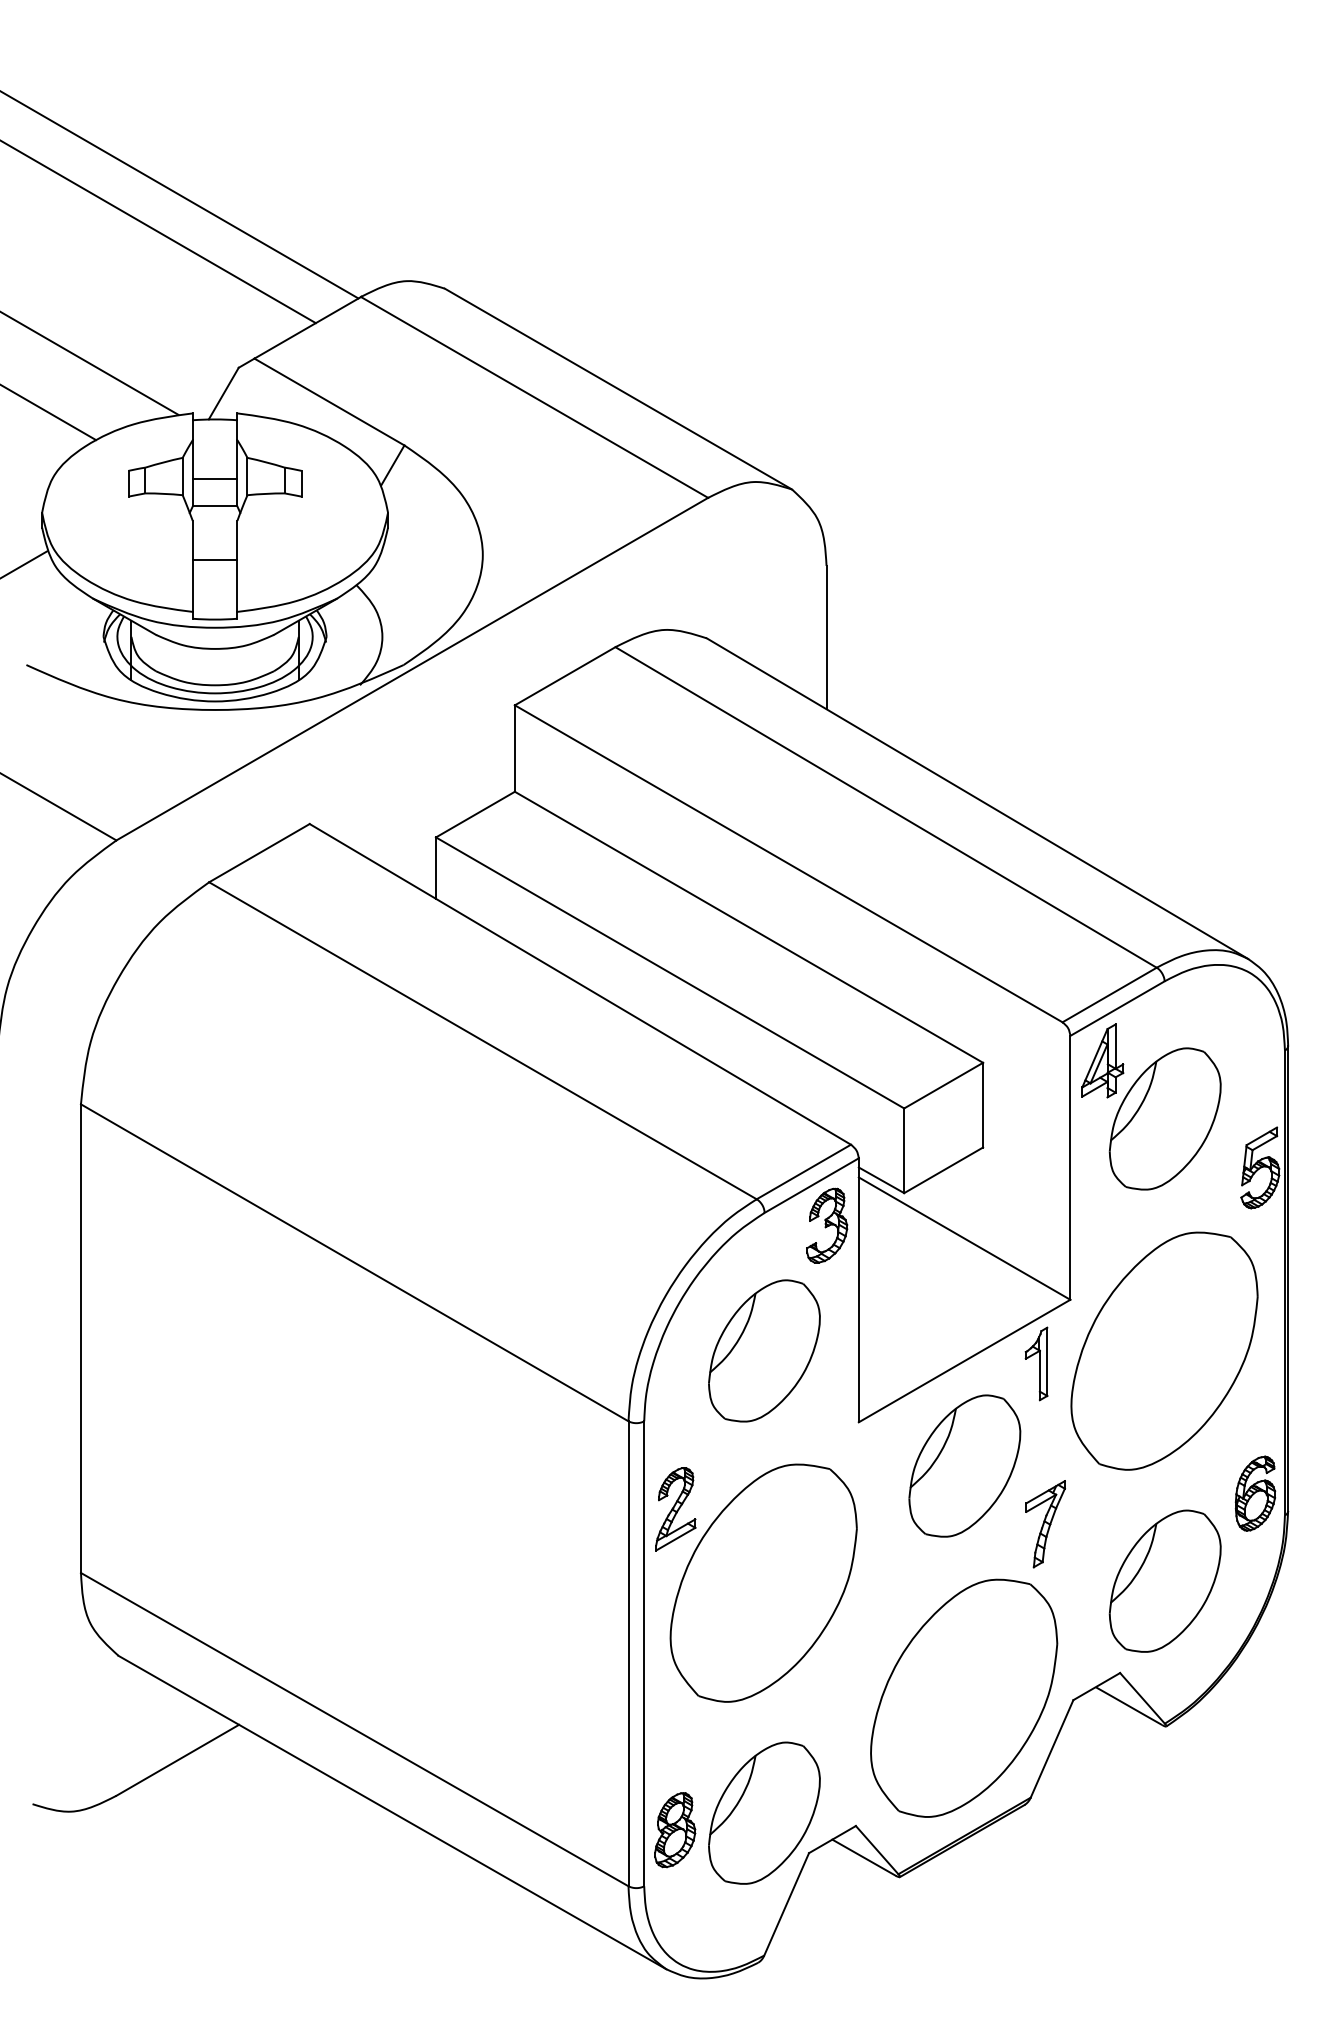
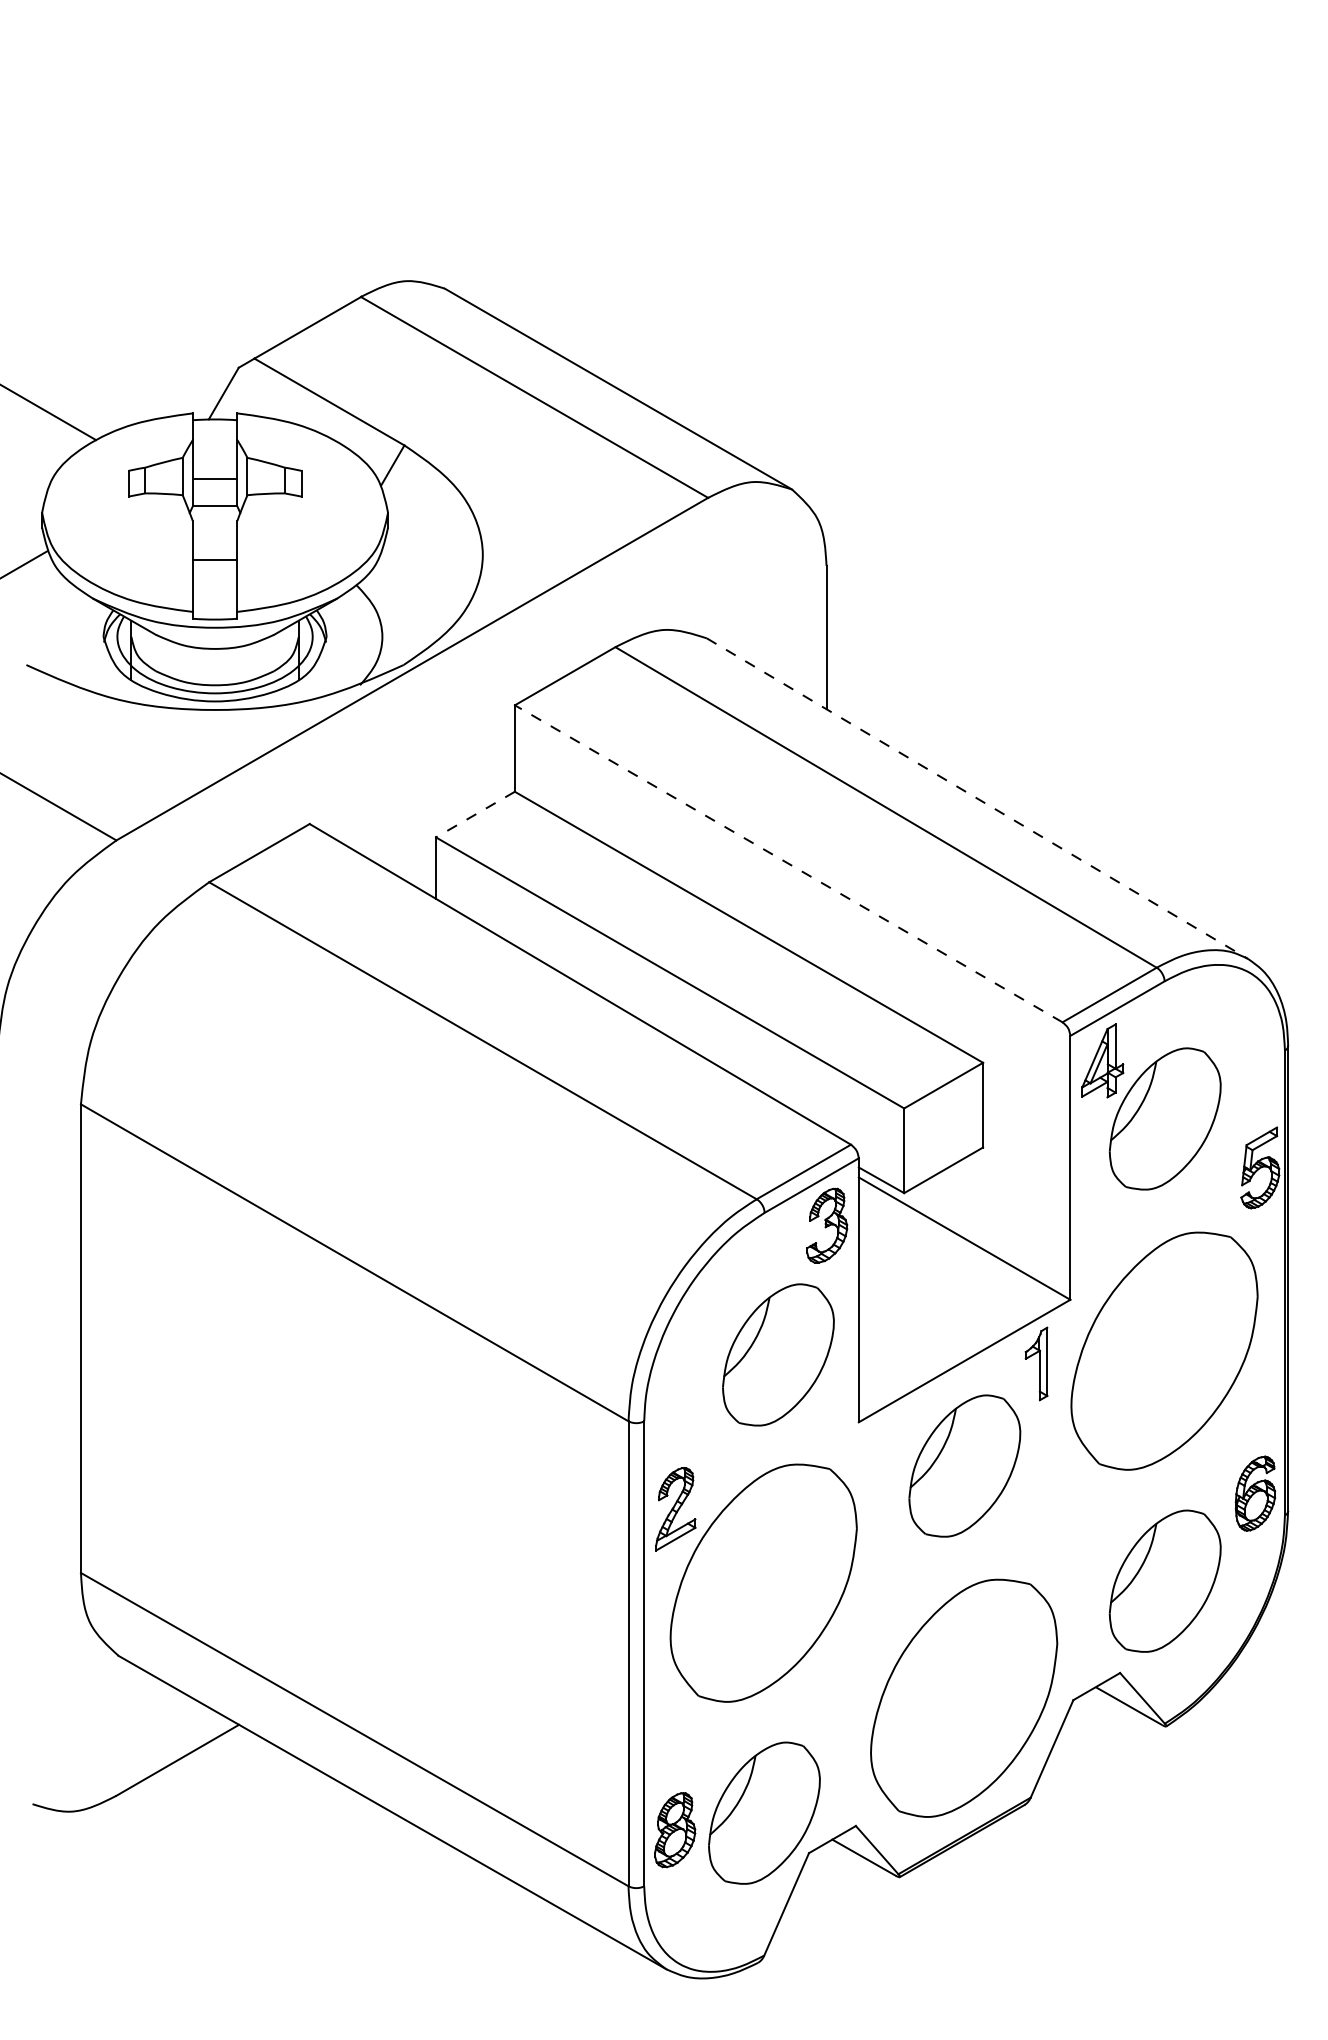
line: present -> none (180, 195)
line: present -> none (158, 232)
line: present -> none (90, 363)
line: solid -> dashed (977, 798)
line: solid -> dashed (475, 814)
line: solid -> dashed (788, 863)
part position: (764, 1350) -> (778, 1354) (778, 1354)
part: present -> none (1045, 1524)
